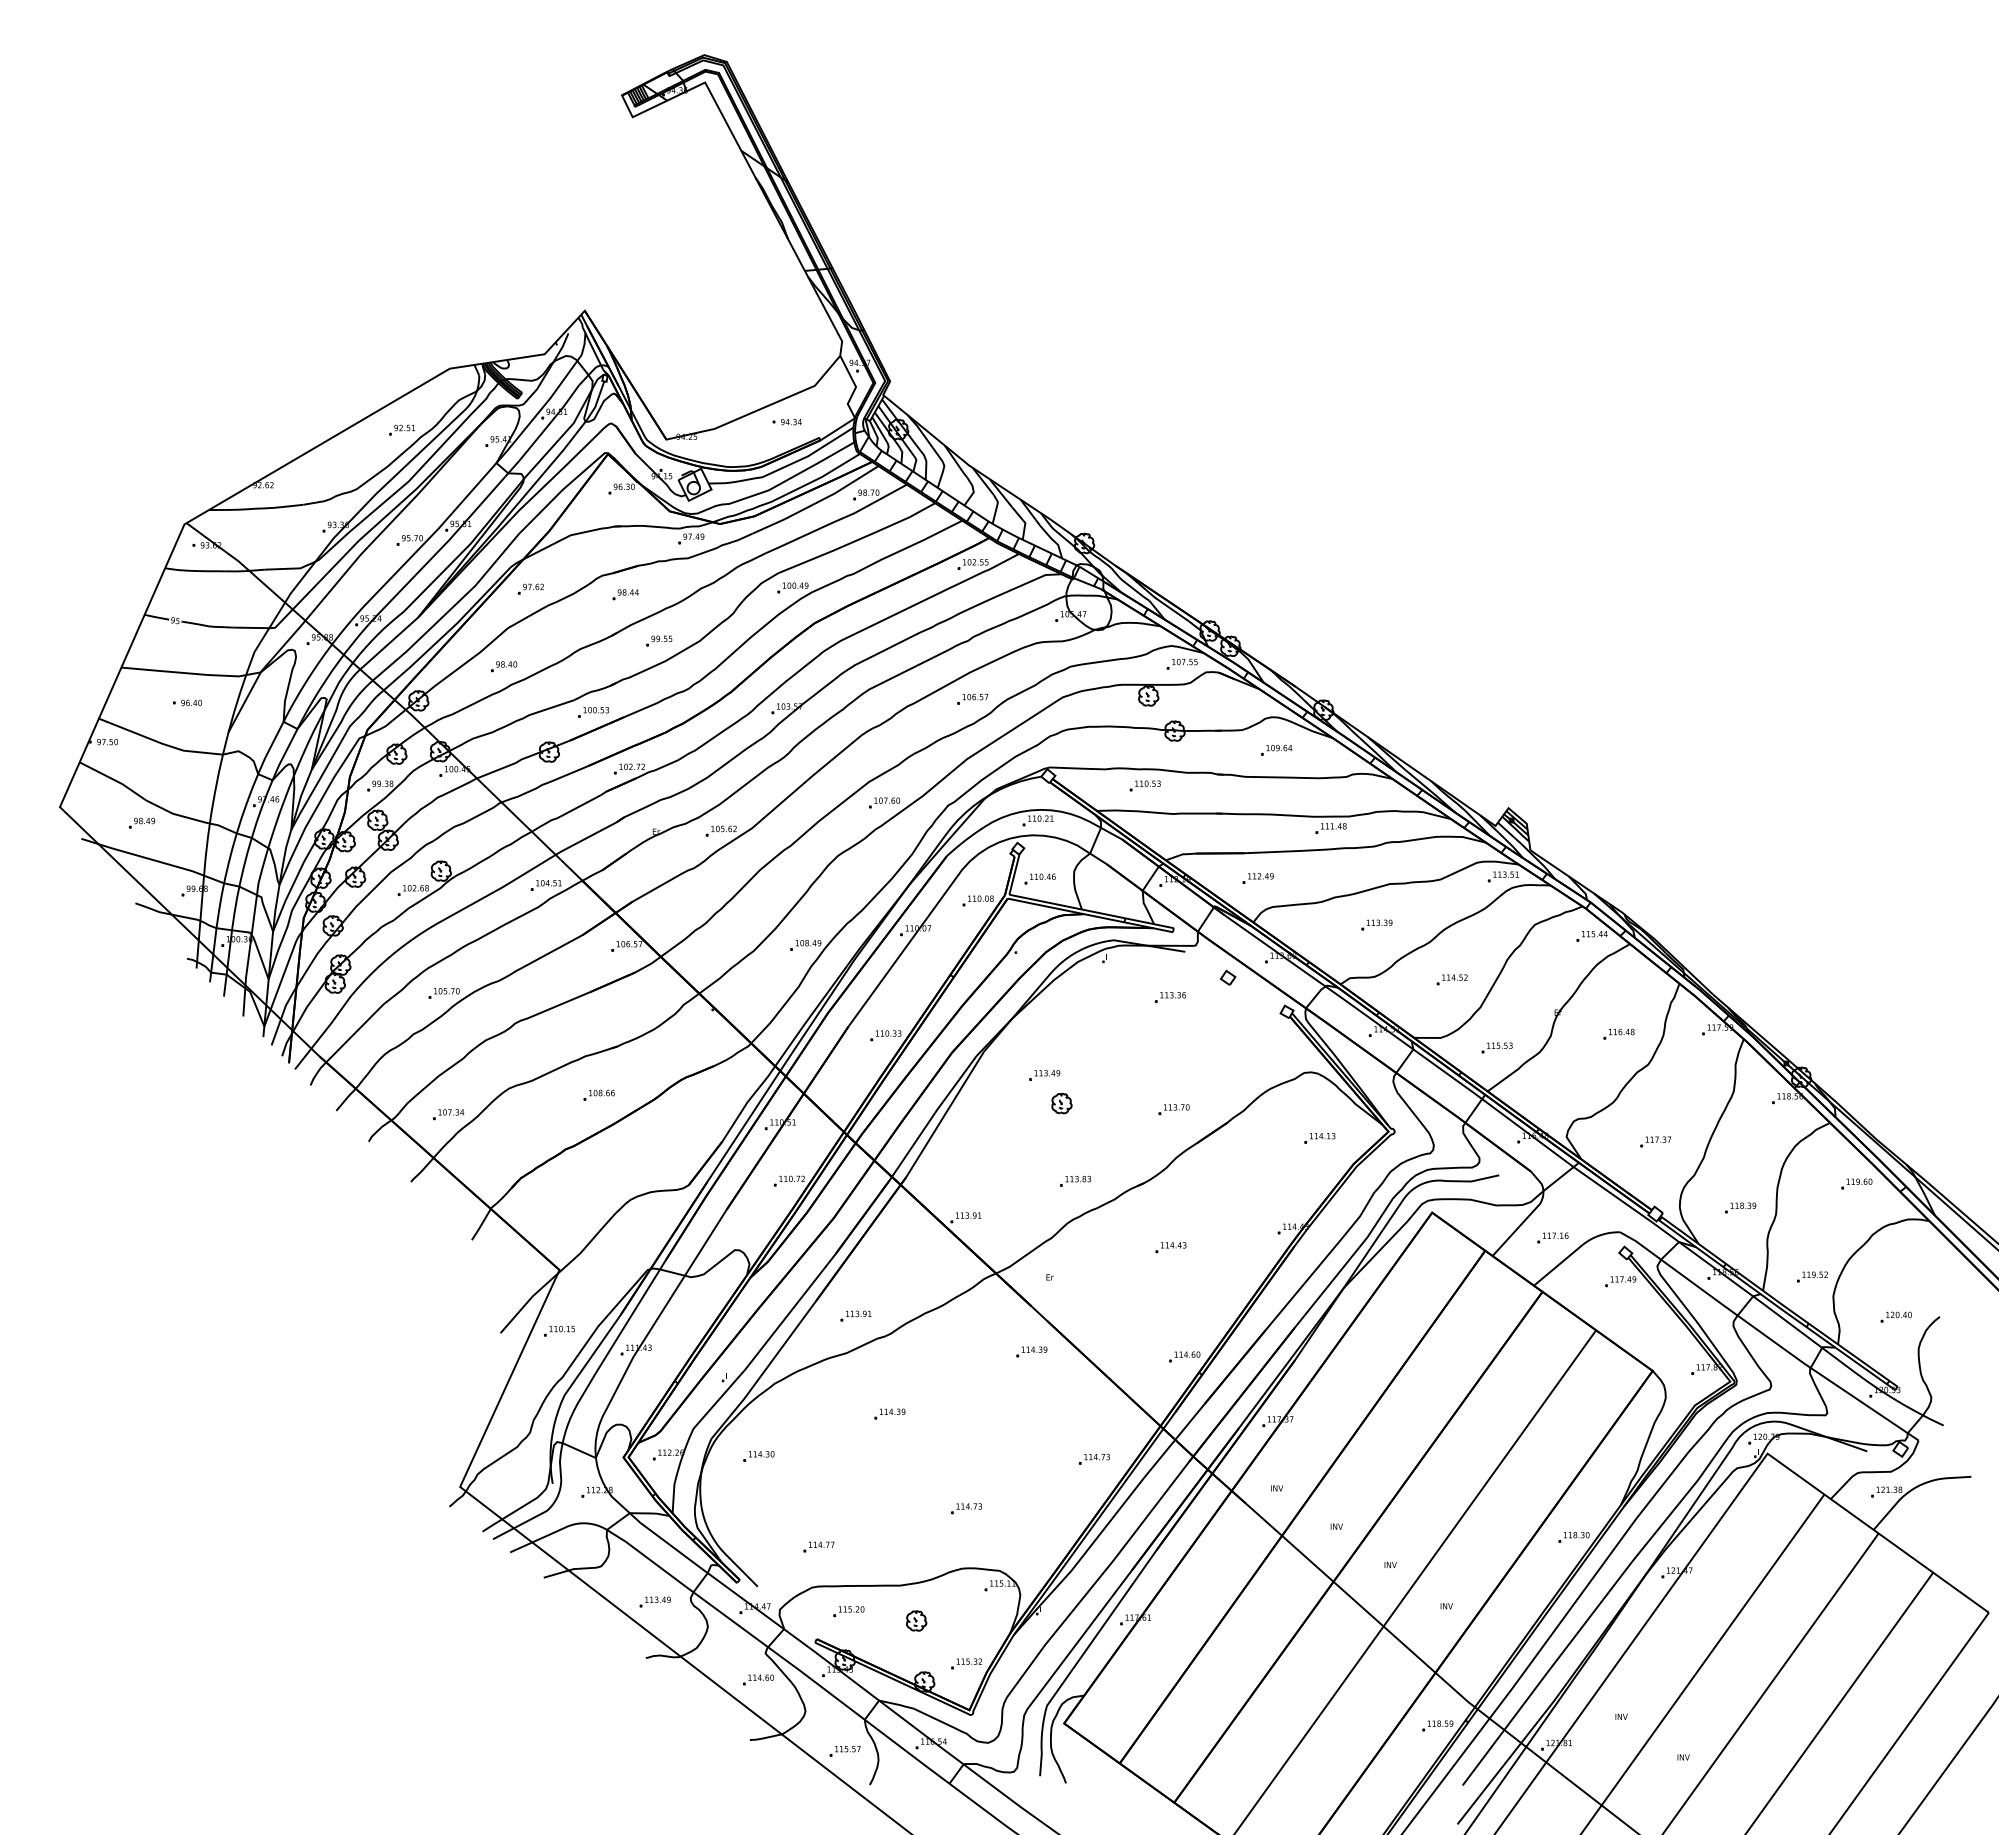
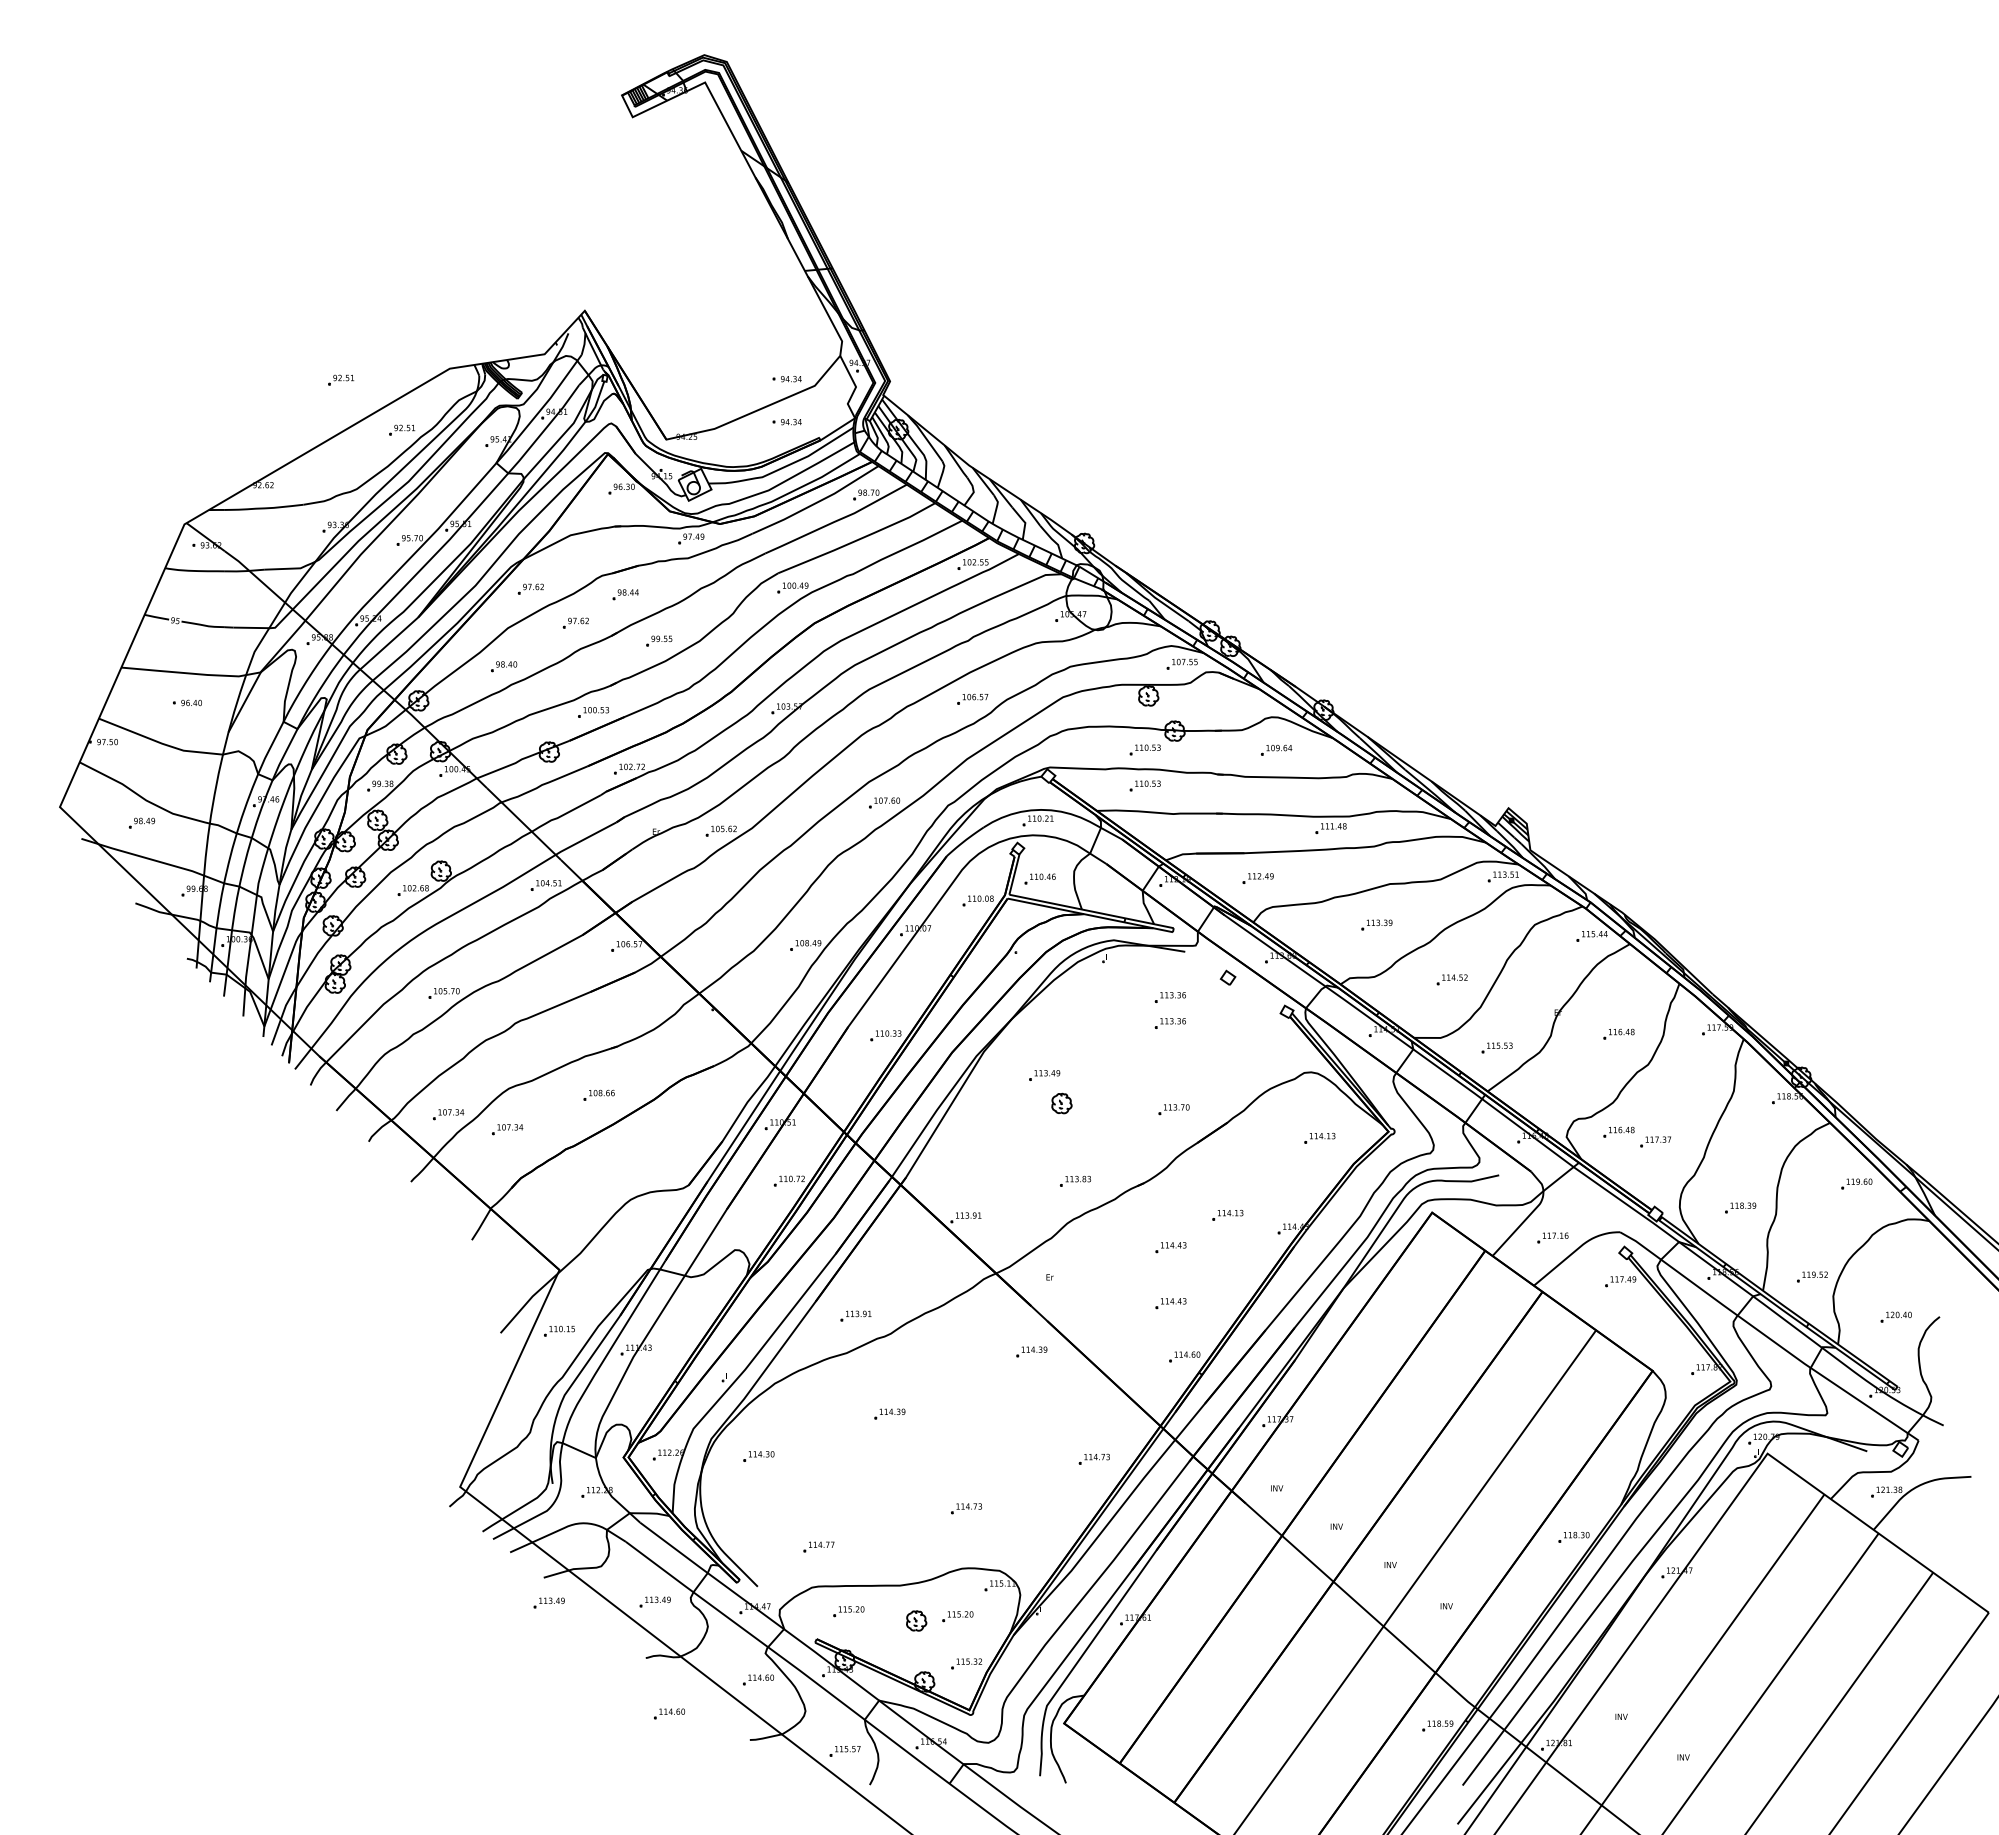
part: none -> present (341, 379)
part: none -> present (786, 379)
part: none -> present (575, 622)
part: none -> present (1144, 749)
part: none -> present (1169, 1023)
part: none -> present (507, 1129)
part: none -> present (1618, 1131)
part: none -> present (1227, 1214)
part: none -> present (1170, 1303)
part: none -> present (548, 1602)
part: none -> present (957, 1616)
part: none -> present (669, 1713)
